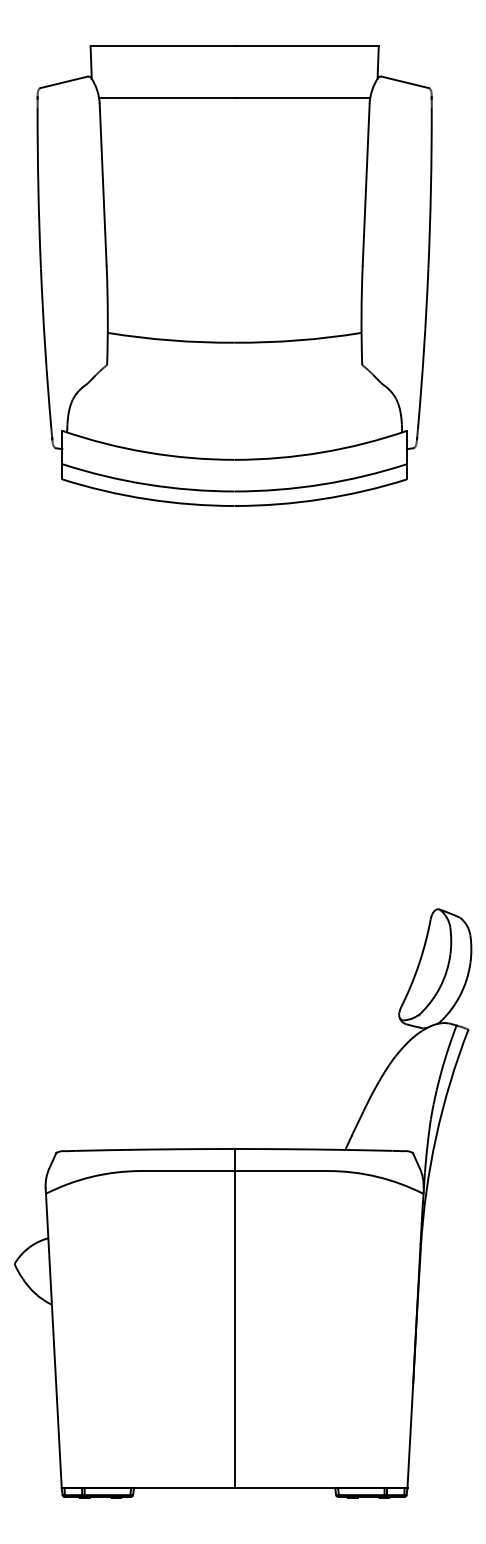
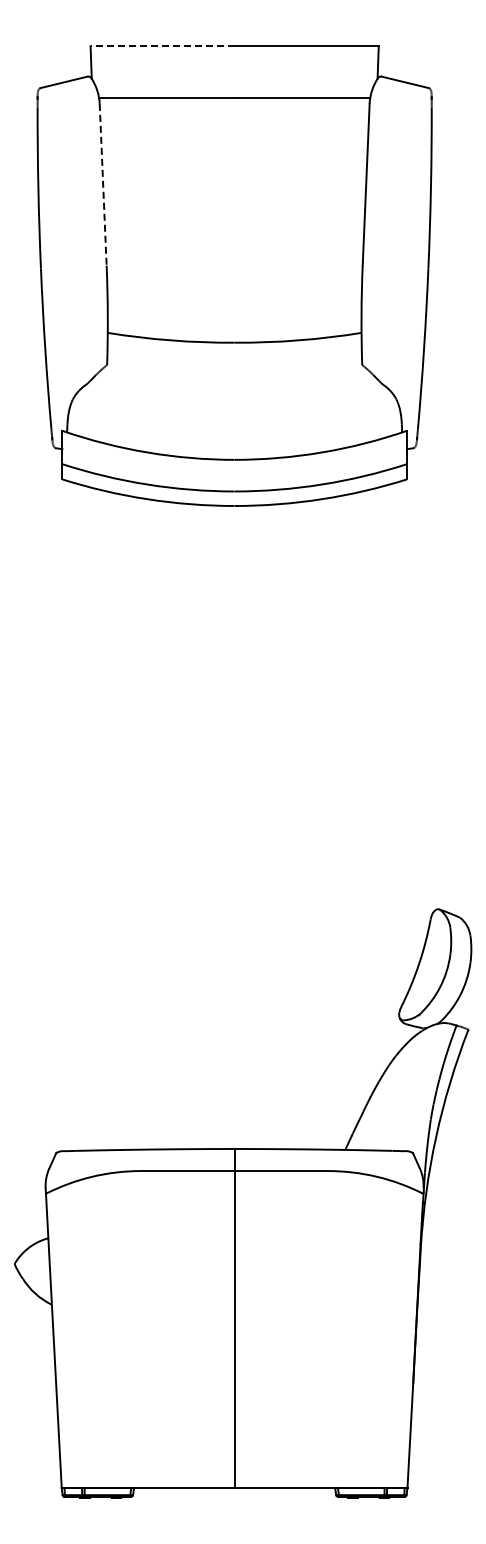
line: solid -> dashed (162, 46)
line: solid -> dashed (103, 184)
